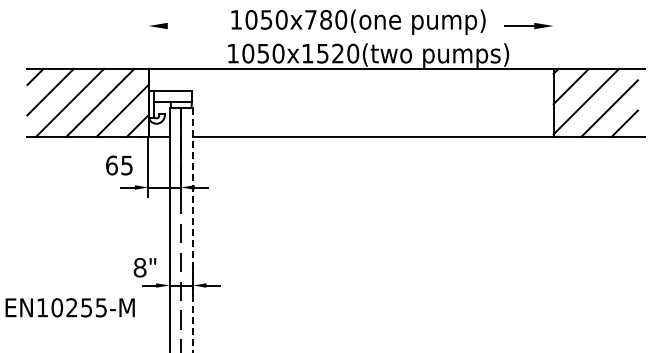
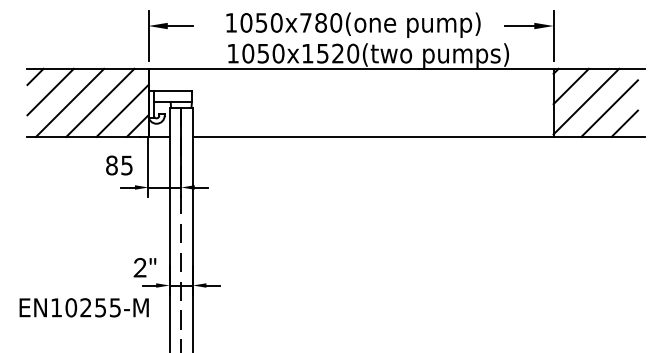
text position: (358, 21) -> (353, 24) (353, 24)
line: none -> present (179, 26)
line: none -> present (148, 35)
line: none -> present (553, 35)
text: 65 -> 85 (111, 165)
line: dashed -> solid (192, 230)
text: 8" -> 2" (139, 268)
text position: (69, 307) -> (83, 307) (83, 307)
